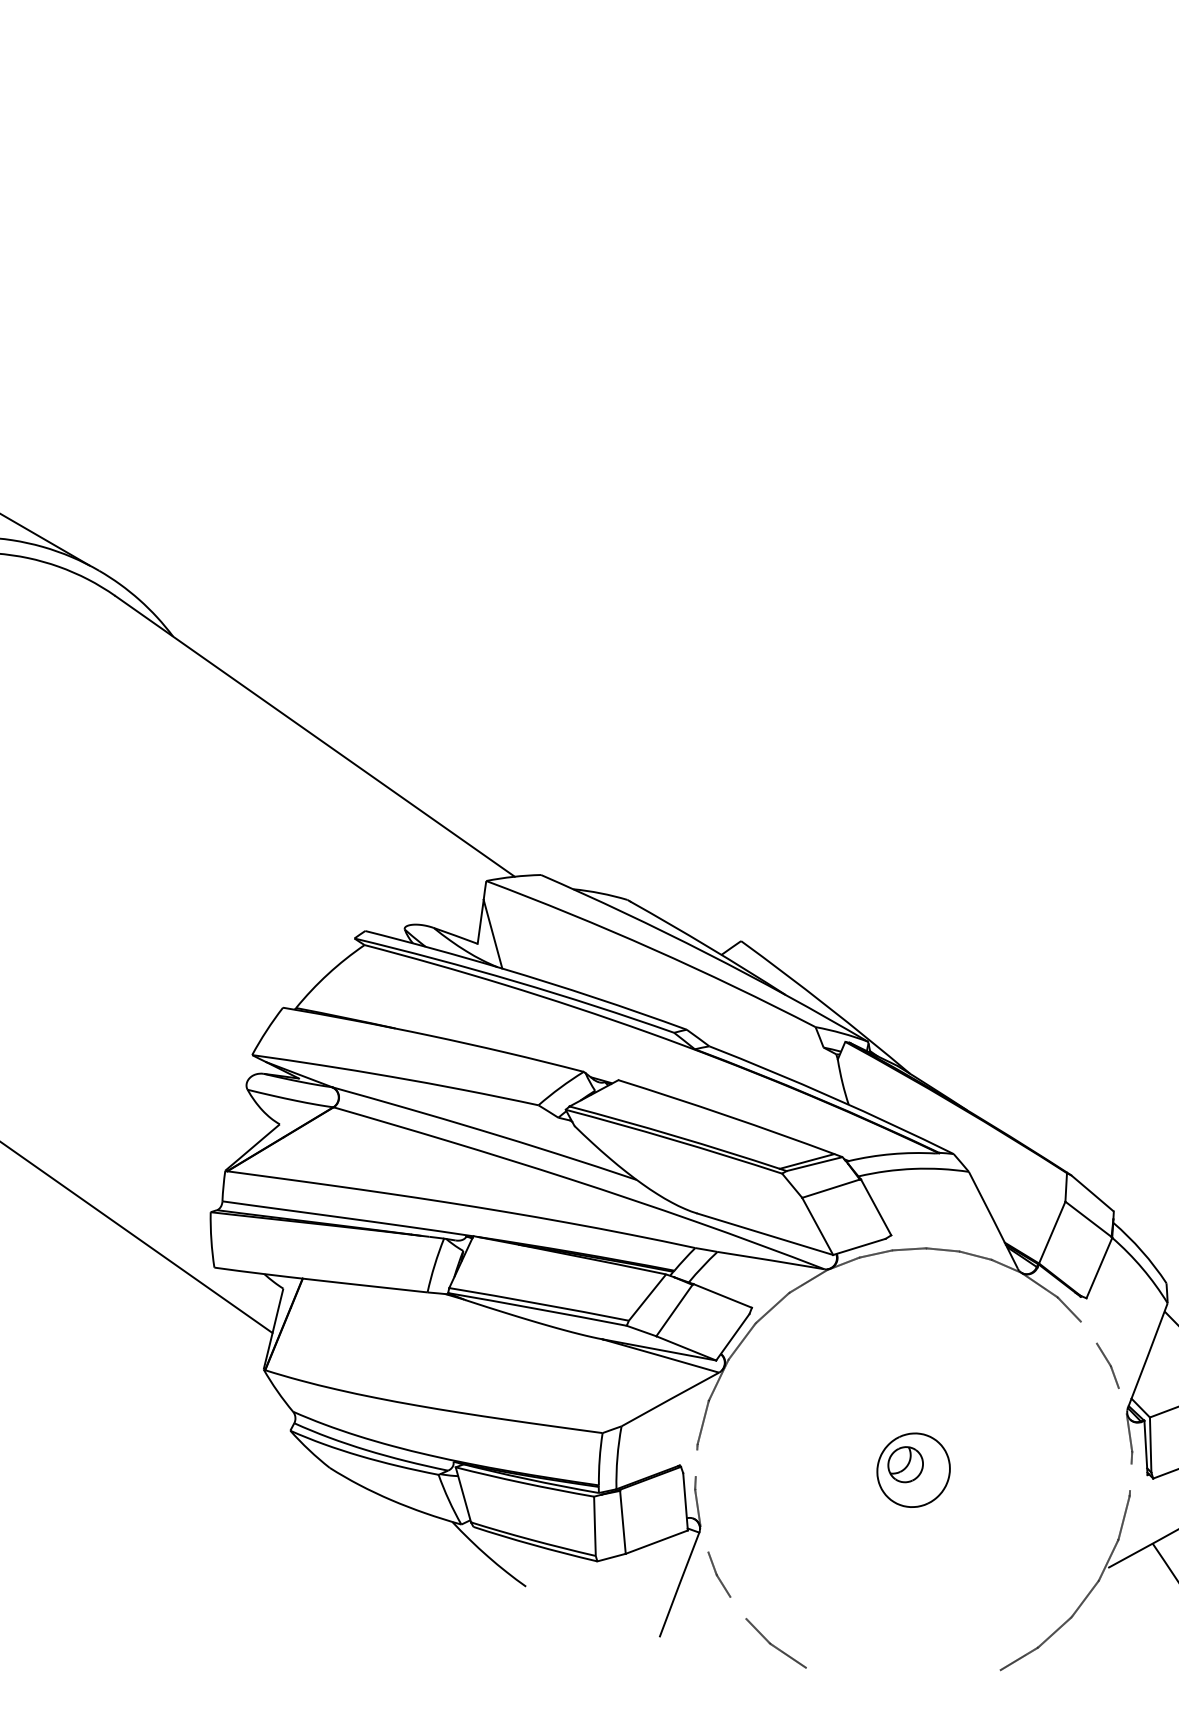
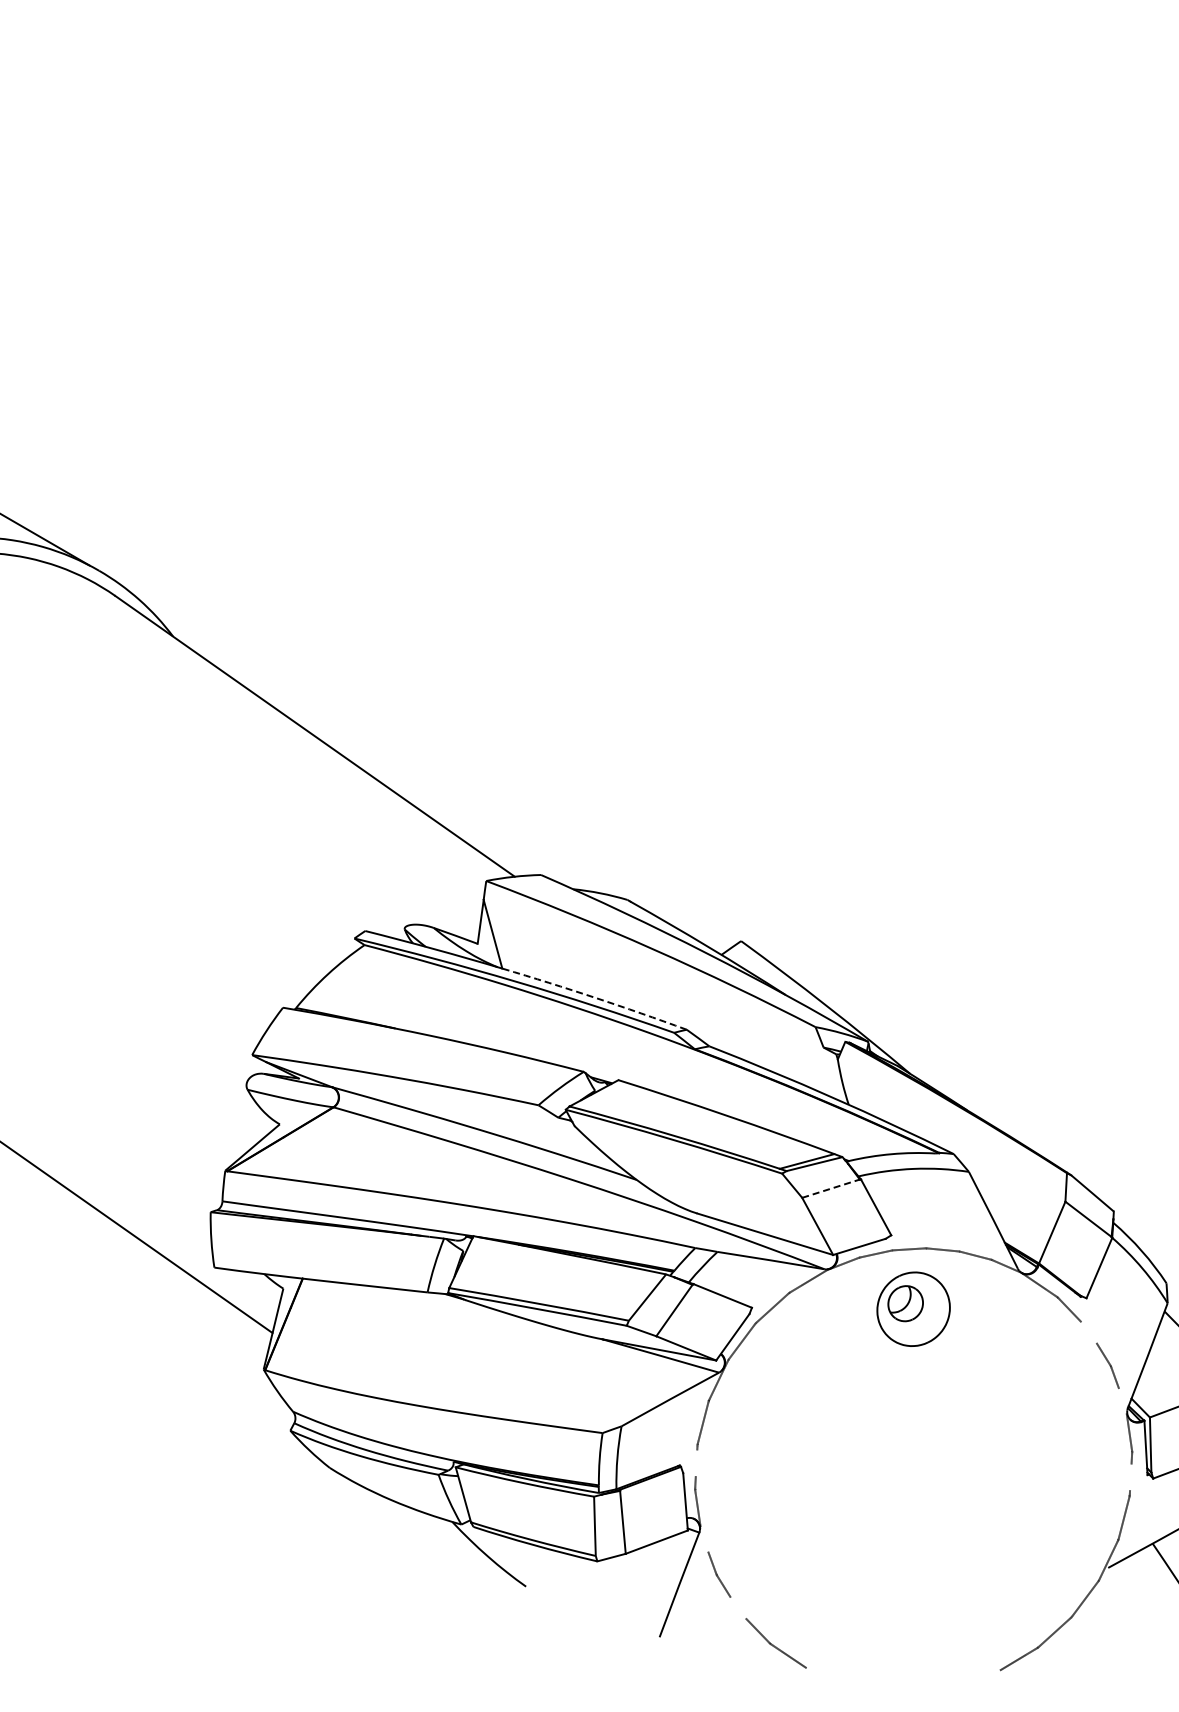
arc: solid -> dashed (595, 997)
line: solid -> dashed (831, 1188)
part position: (913, 1469) -> (913, 1308) (913, 1308)
